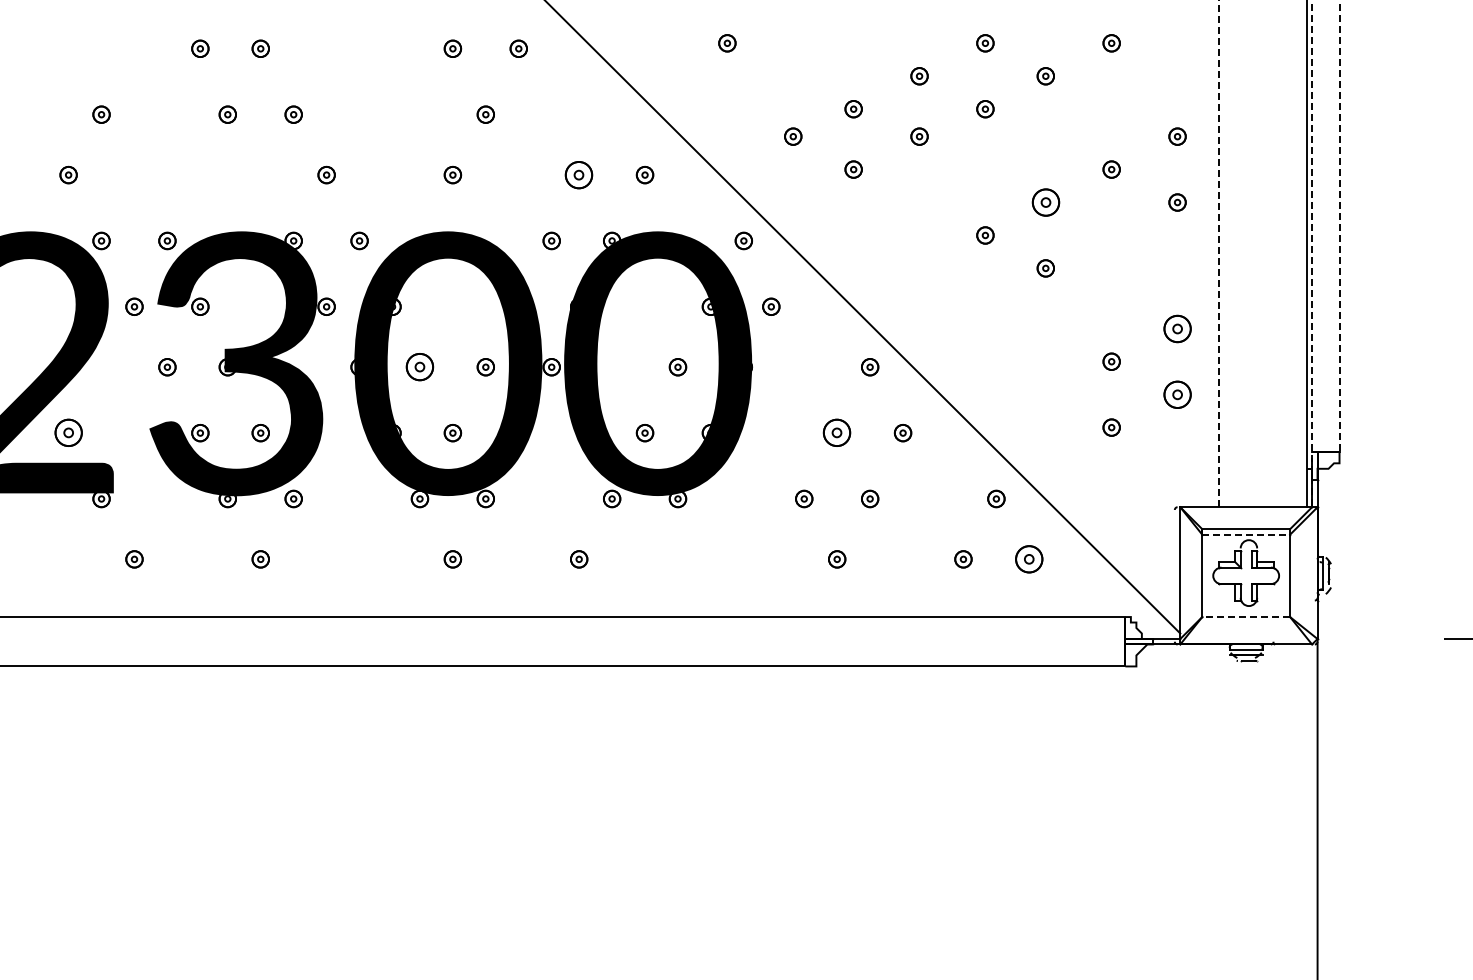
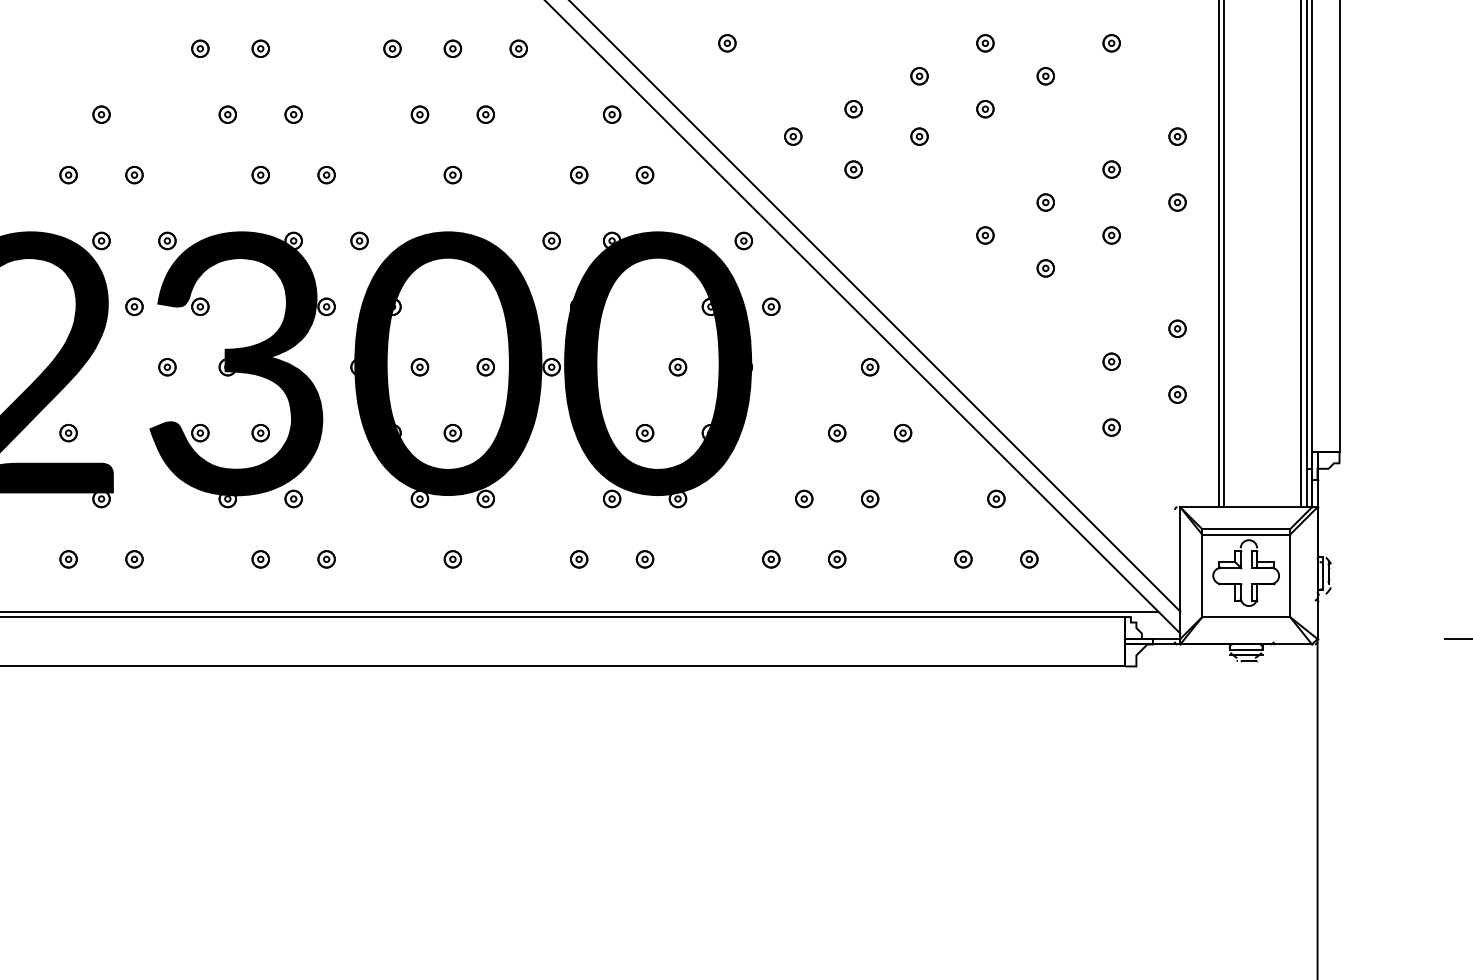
part: none -> present (392, 48)
part: none -> present (419, 114)
part: none -> present (612, 114)
part: none -> present (134, 174)
part: none -> present (260, 174)
part size: 30x29 px -> 19x20 px (579, 174)
part size: 30x29 px -> 19x19 px (1045, 202)
line: dashed -> solid (1339, 226)
part: none -> present (1111, 235)
line: dashed -> solid (1218, 253)
line: none -> present (1224, 254)
line: none -> present (1301, 254)
line: dashed -> solid (1312, 254)
line: none -> present (875, 306)
part size: 29x30 px -> 19x19 px (1177, 328)
part size: 30x29 px -> 20x19 px (419, 367)
part size: 29x29 px -> 19x19 px (1177, 394)
part size: 29x29 px -> 19x19 px (68, 433)
part size: 30x29 px -> 19x19 px (837, 433)
line: dashed -> solid (1246, 534)
part: none -> present (68, 559)
part: none -> present (326, 559)
part: none -> present (644, 559)
part: none -> present (771, 559)
part size: 29x29 px -> 19x19 px (1029, 559)
line: none -> present (580, 611)
line: dashed -> solid (1246, 617)
